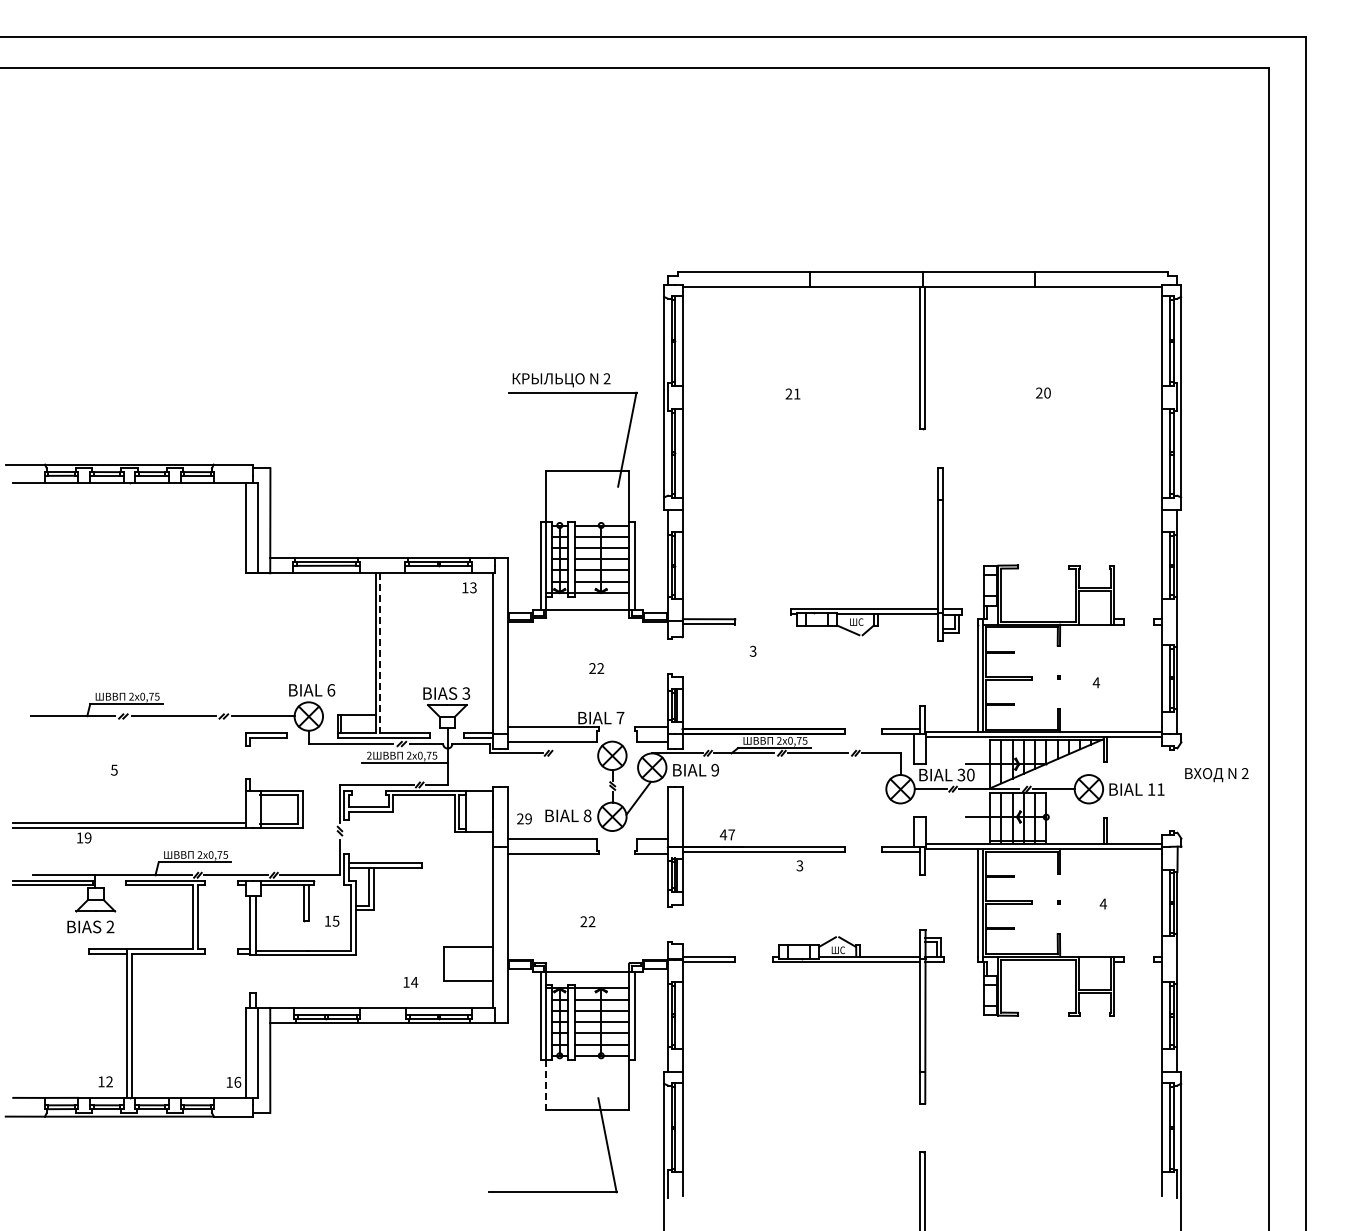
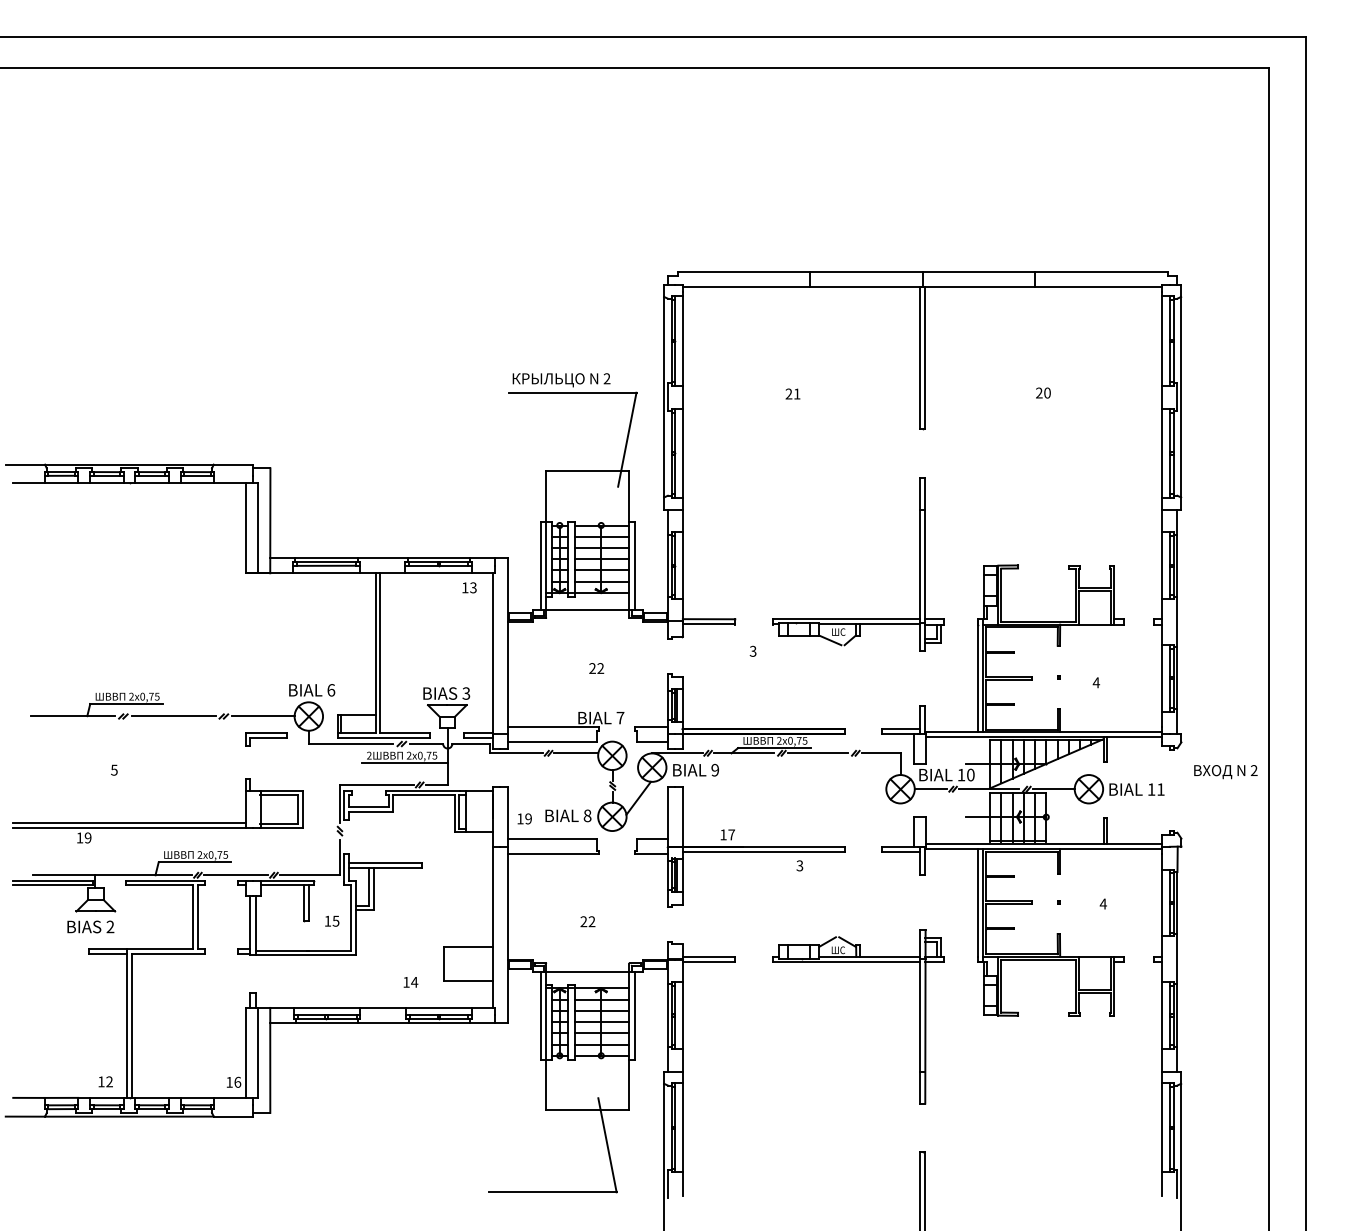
part position: (876, 608) -> (858, 618) (858, 618)
line: dashed -> solid (380, 653)
line: none -> present (575, 753)
text: 30 -> 10 (961, 774)
text position: (1216, 775) -> (1225, 772) (1225, 772)
text: 29 -> 19 (520, 818)
text: 47 -> 17 (723, 834)
line: dashed -> solid (546, 1085)
